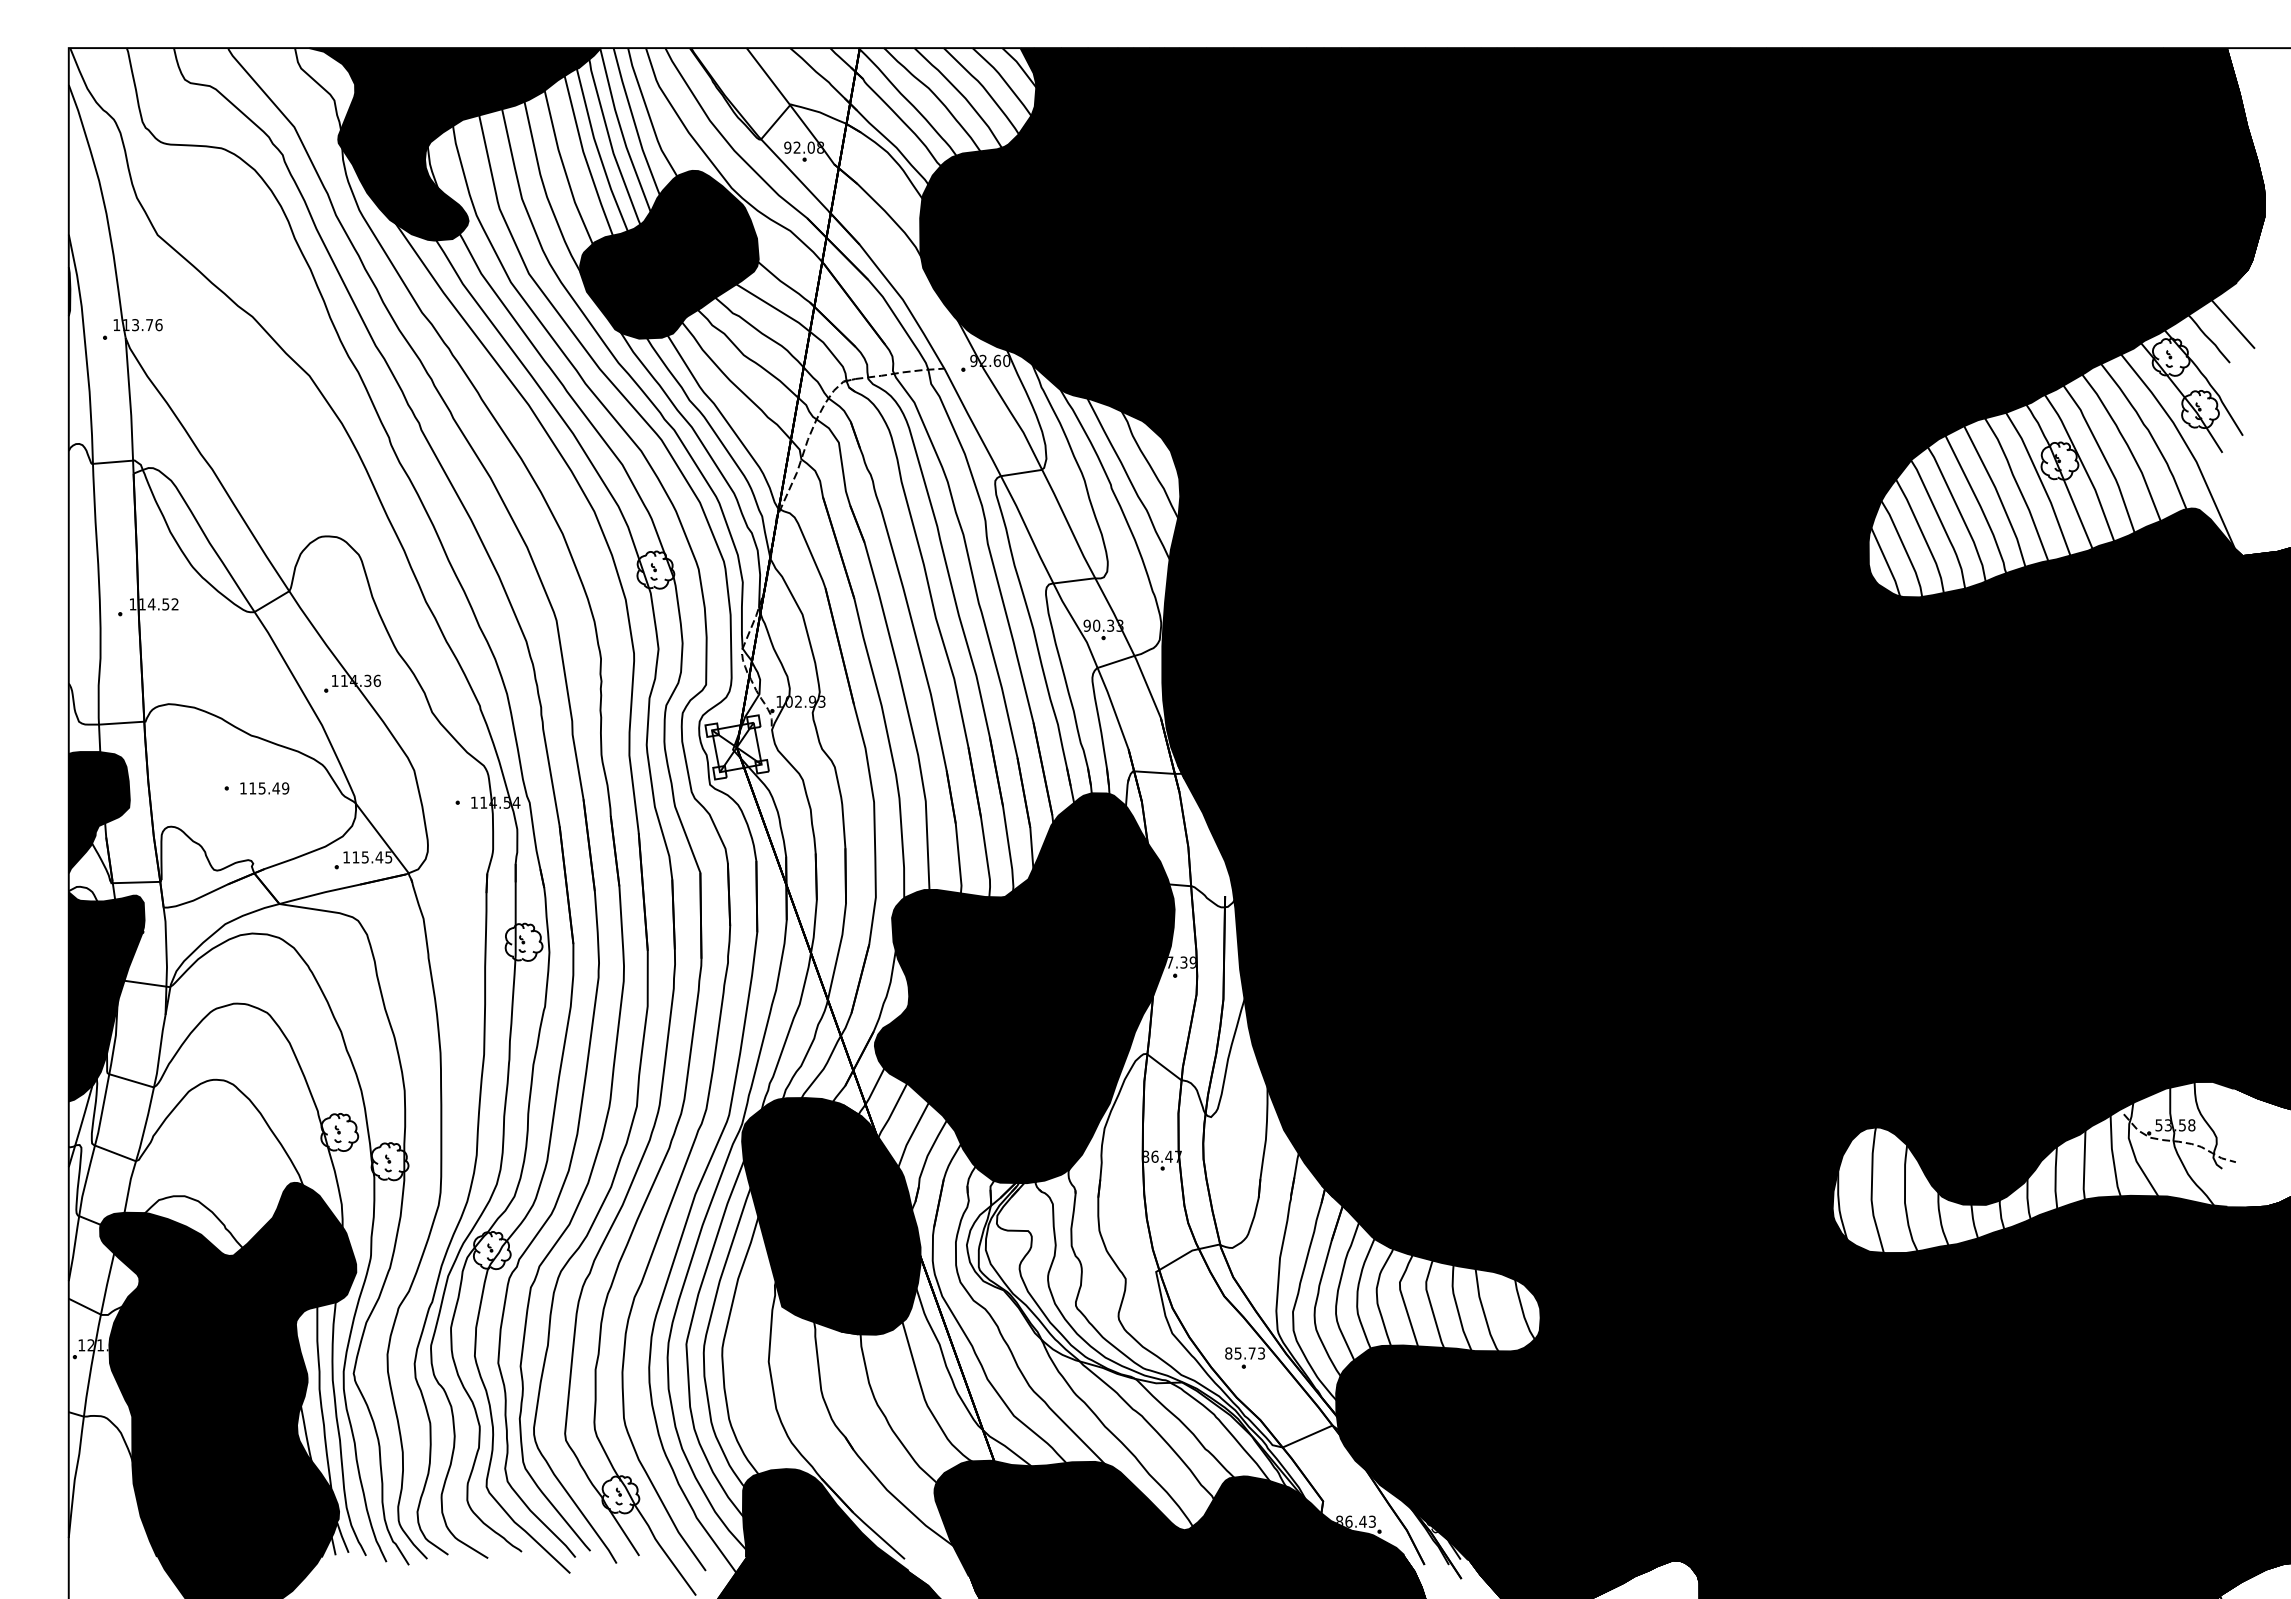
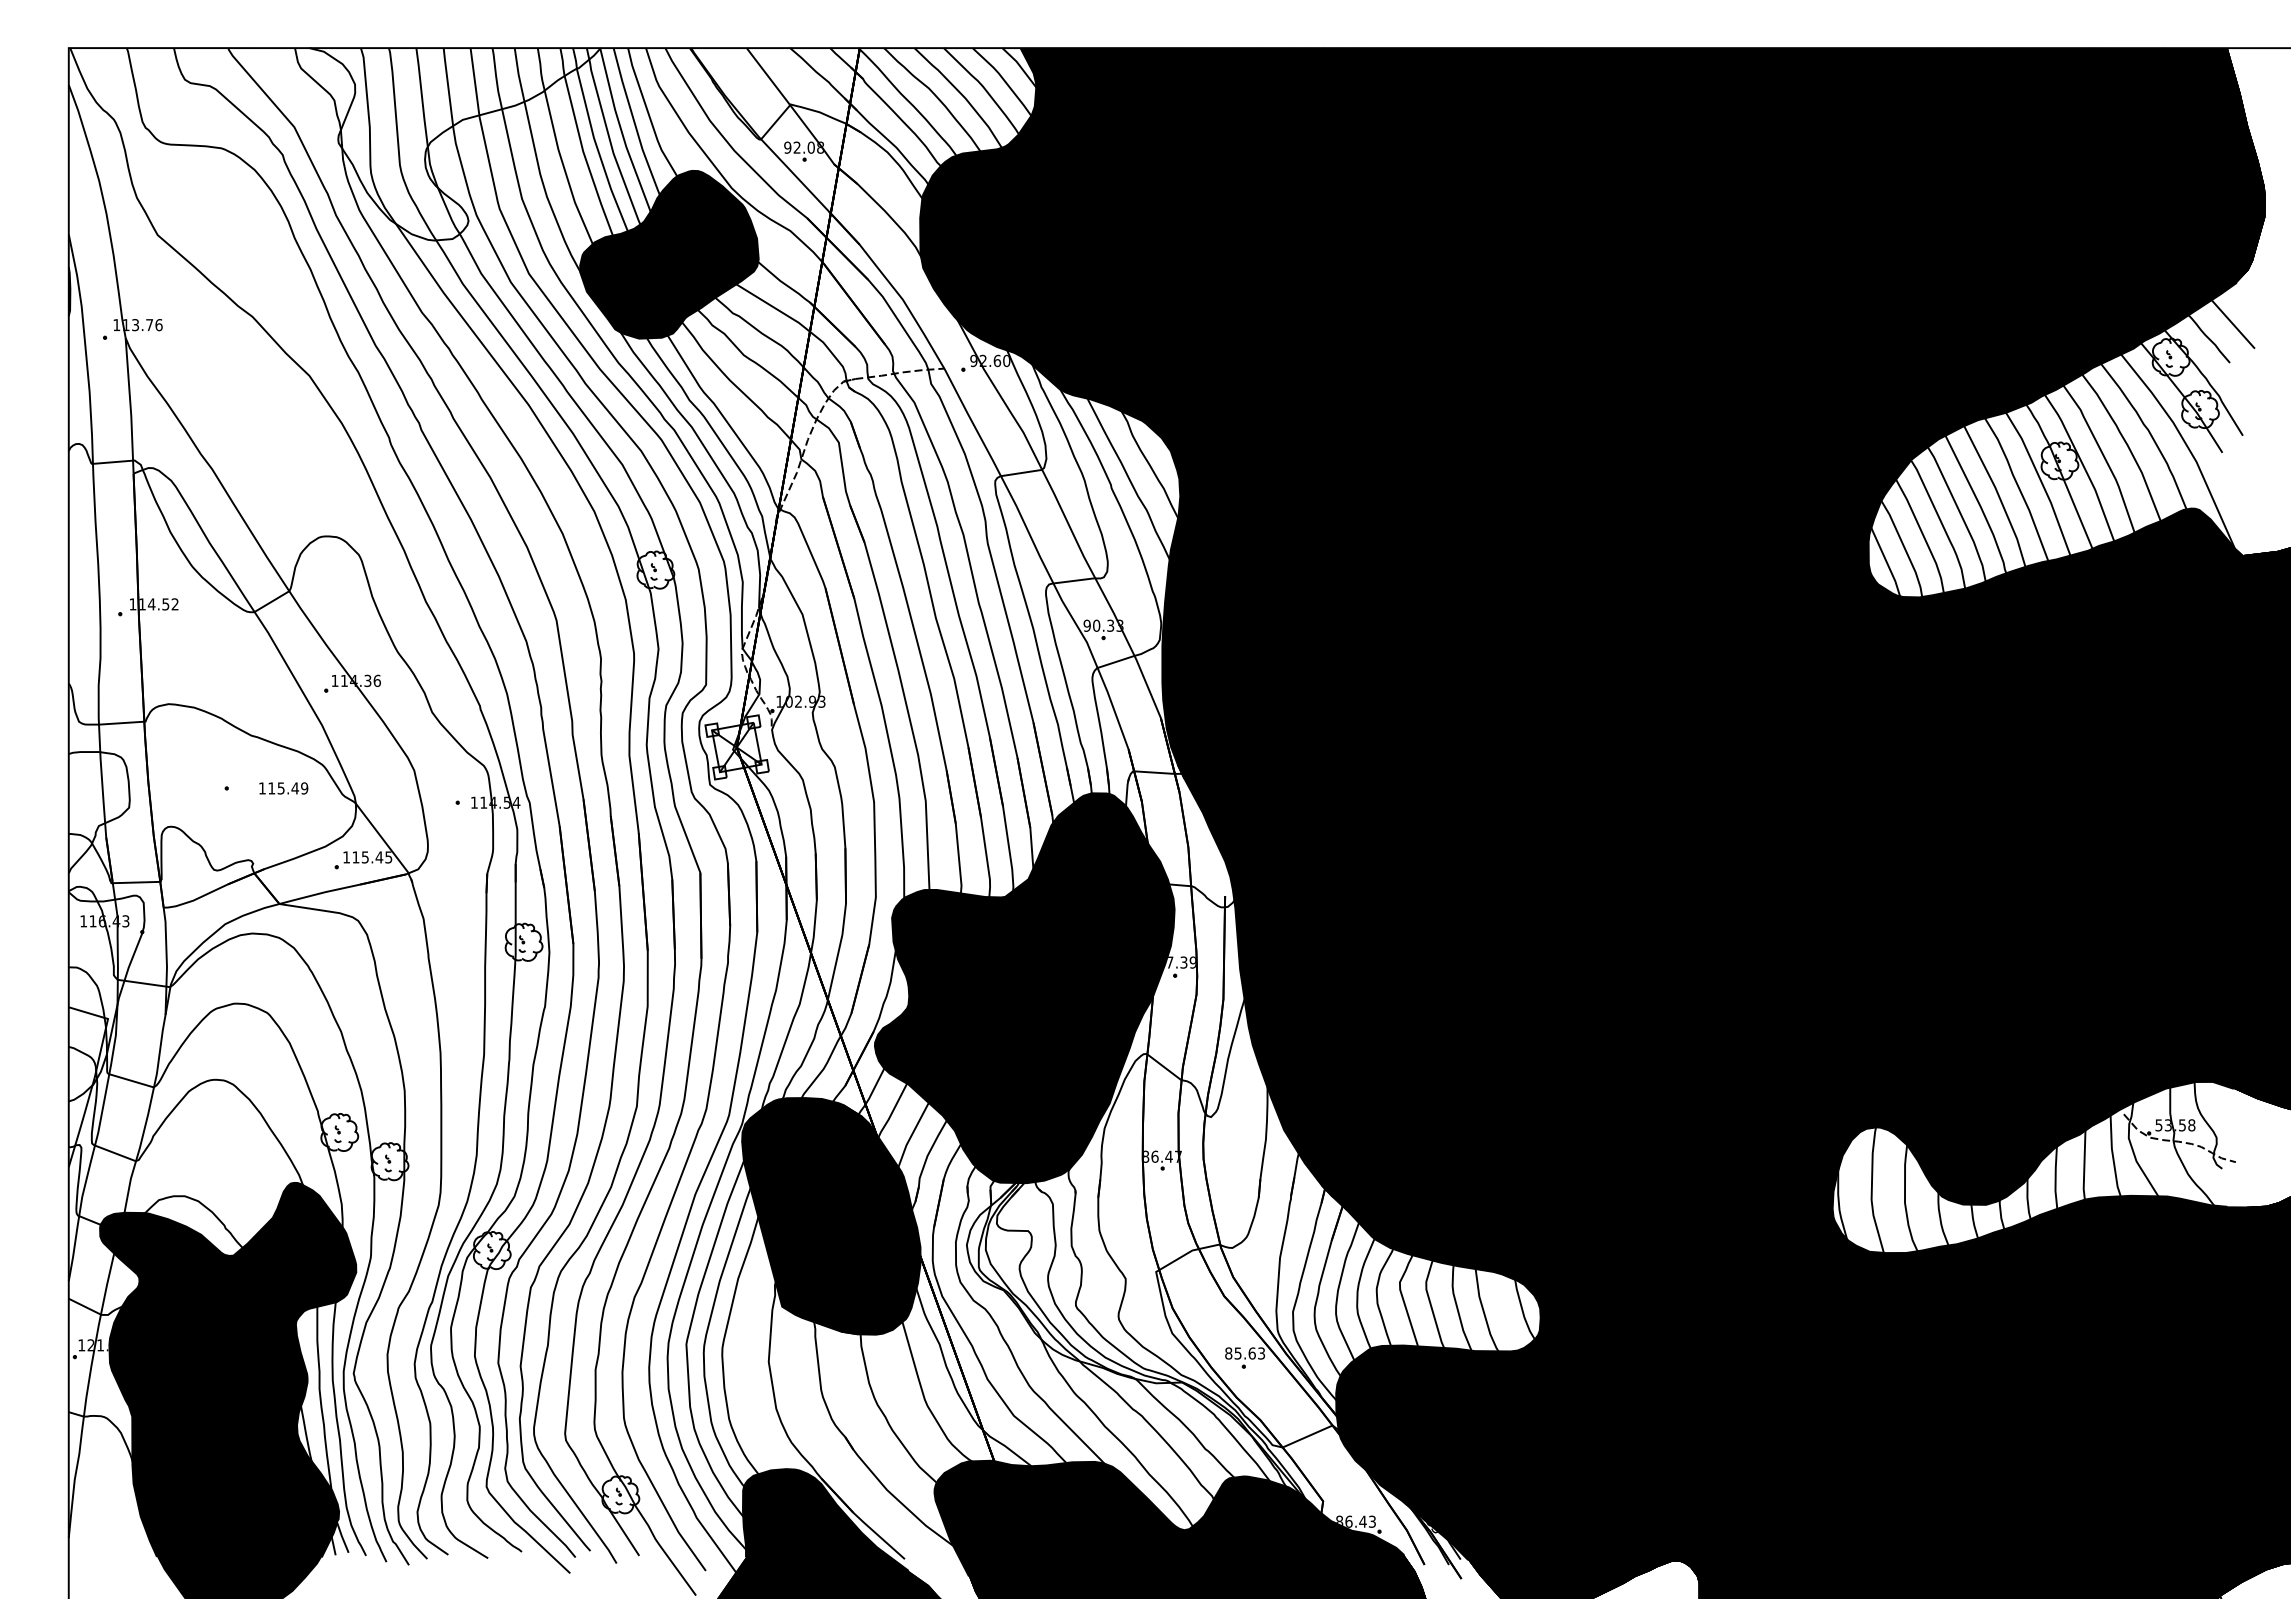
fill: present -> none (454, 144)
text position: (264, 788) -> (283, 788) (283, 788)
fill: present -> none (98, 812)
fill: present -> none (106, 996)
text: 85.73 -> 85.63 (1251, 1353)
